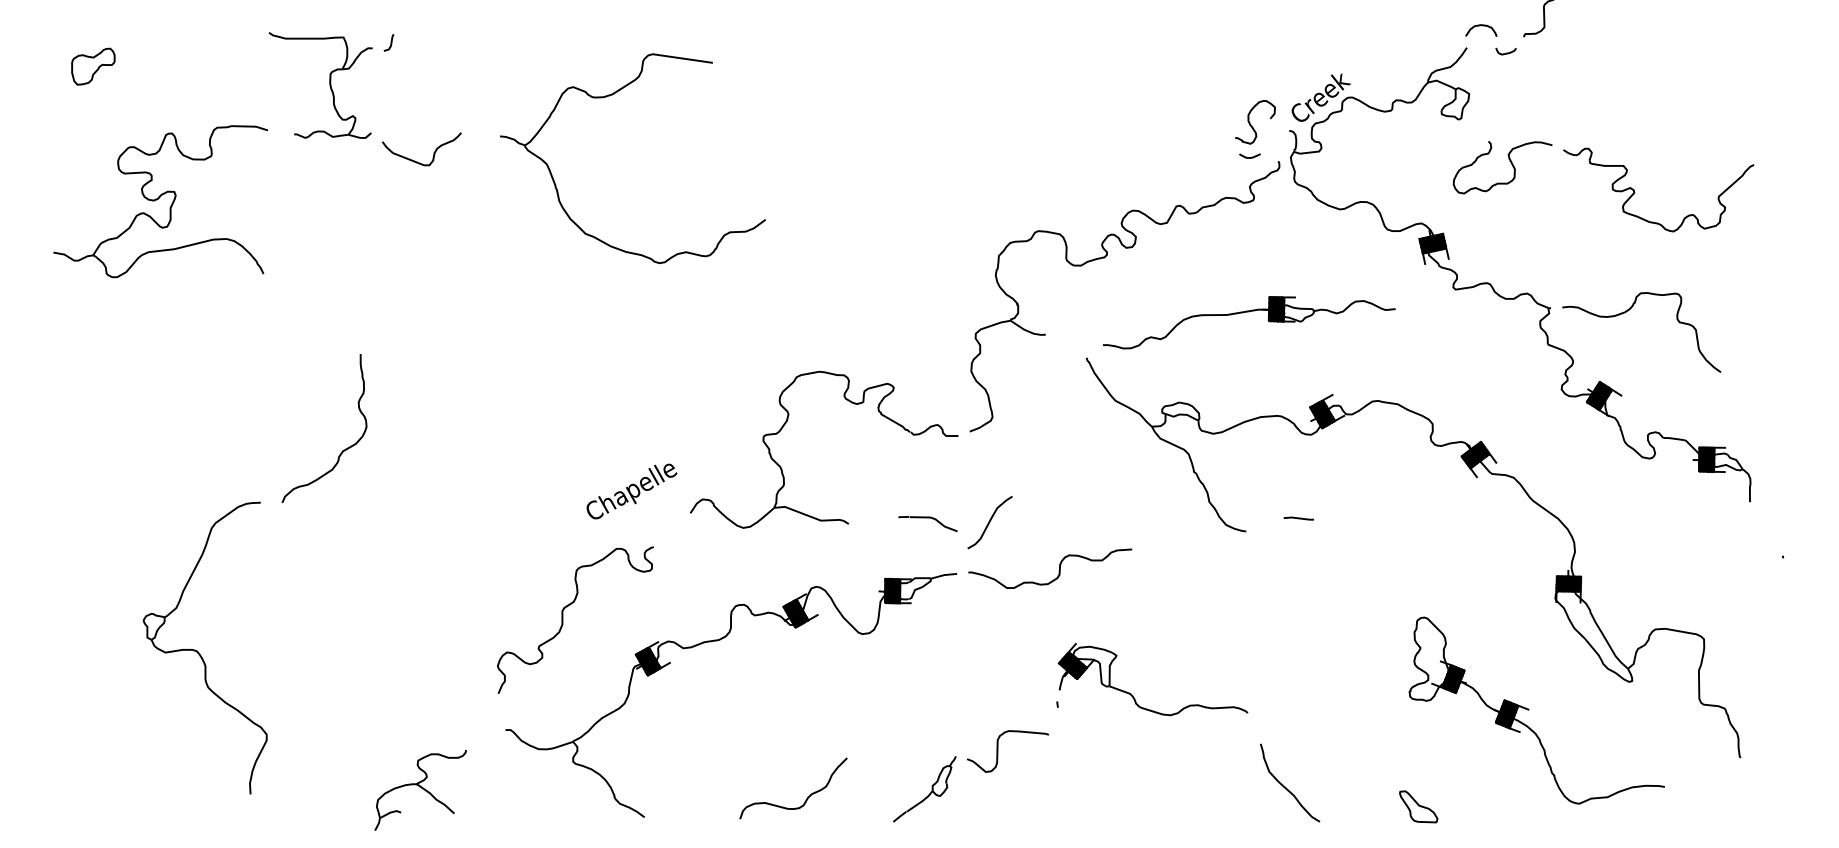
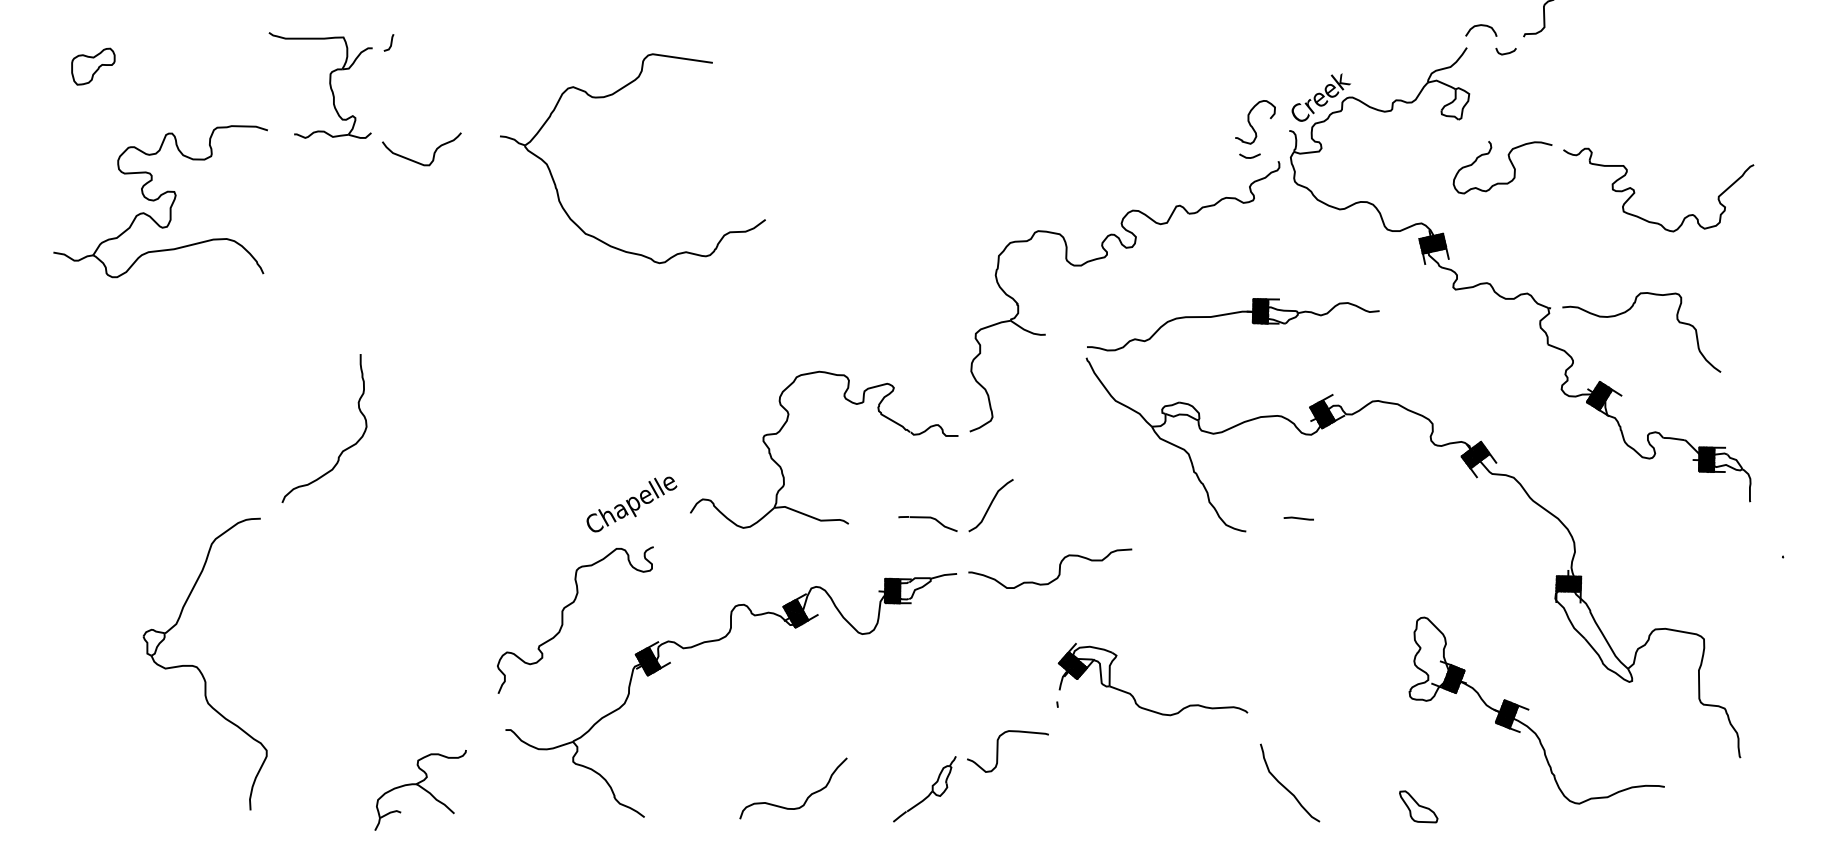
part position: (1249, 312) -> (1233, 314) (1233, 314)
text position: (631, 491) -> (631, 504) (631, 504)
curve position: (989, 522) -> (990, 505) (990, 505)
part position: (199, 652) -> (199, 668) (199, 668)
